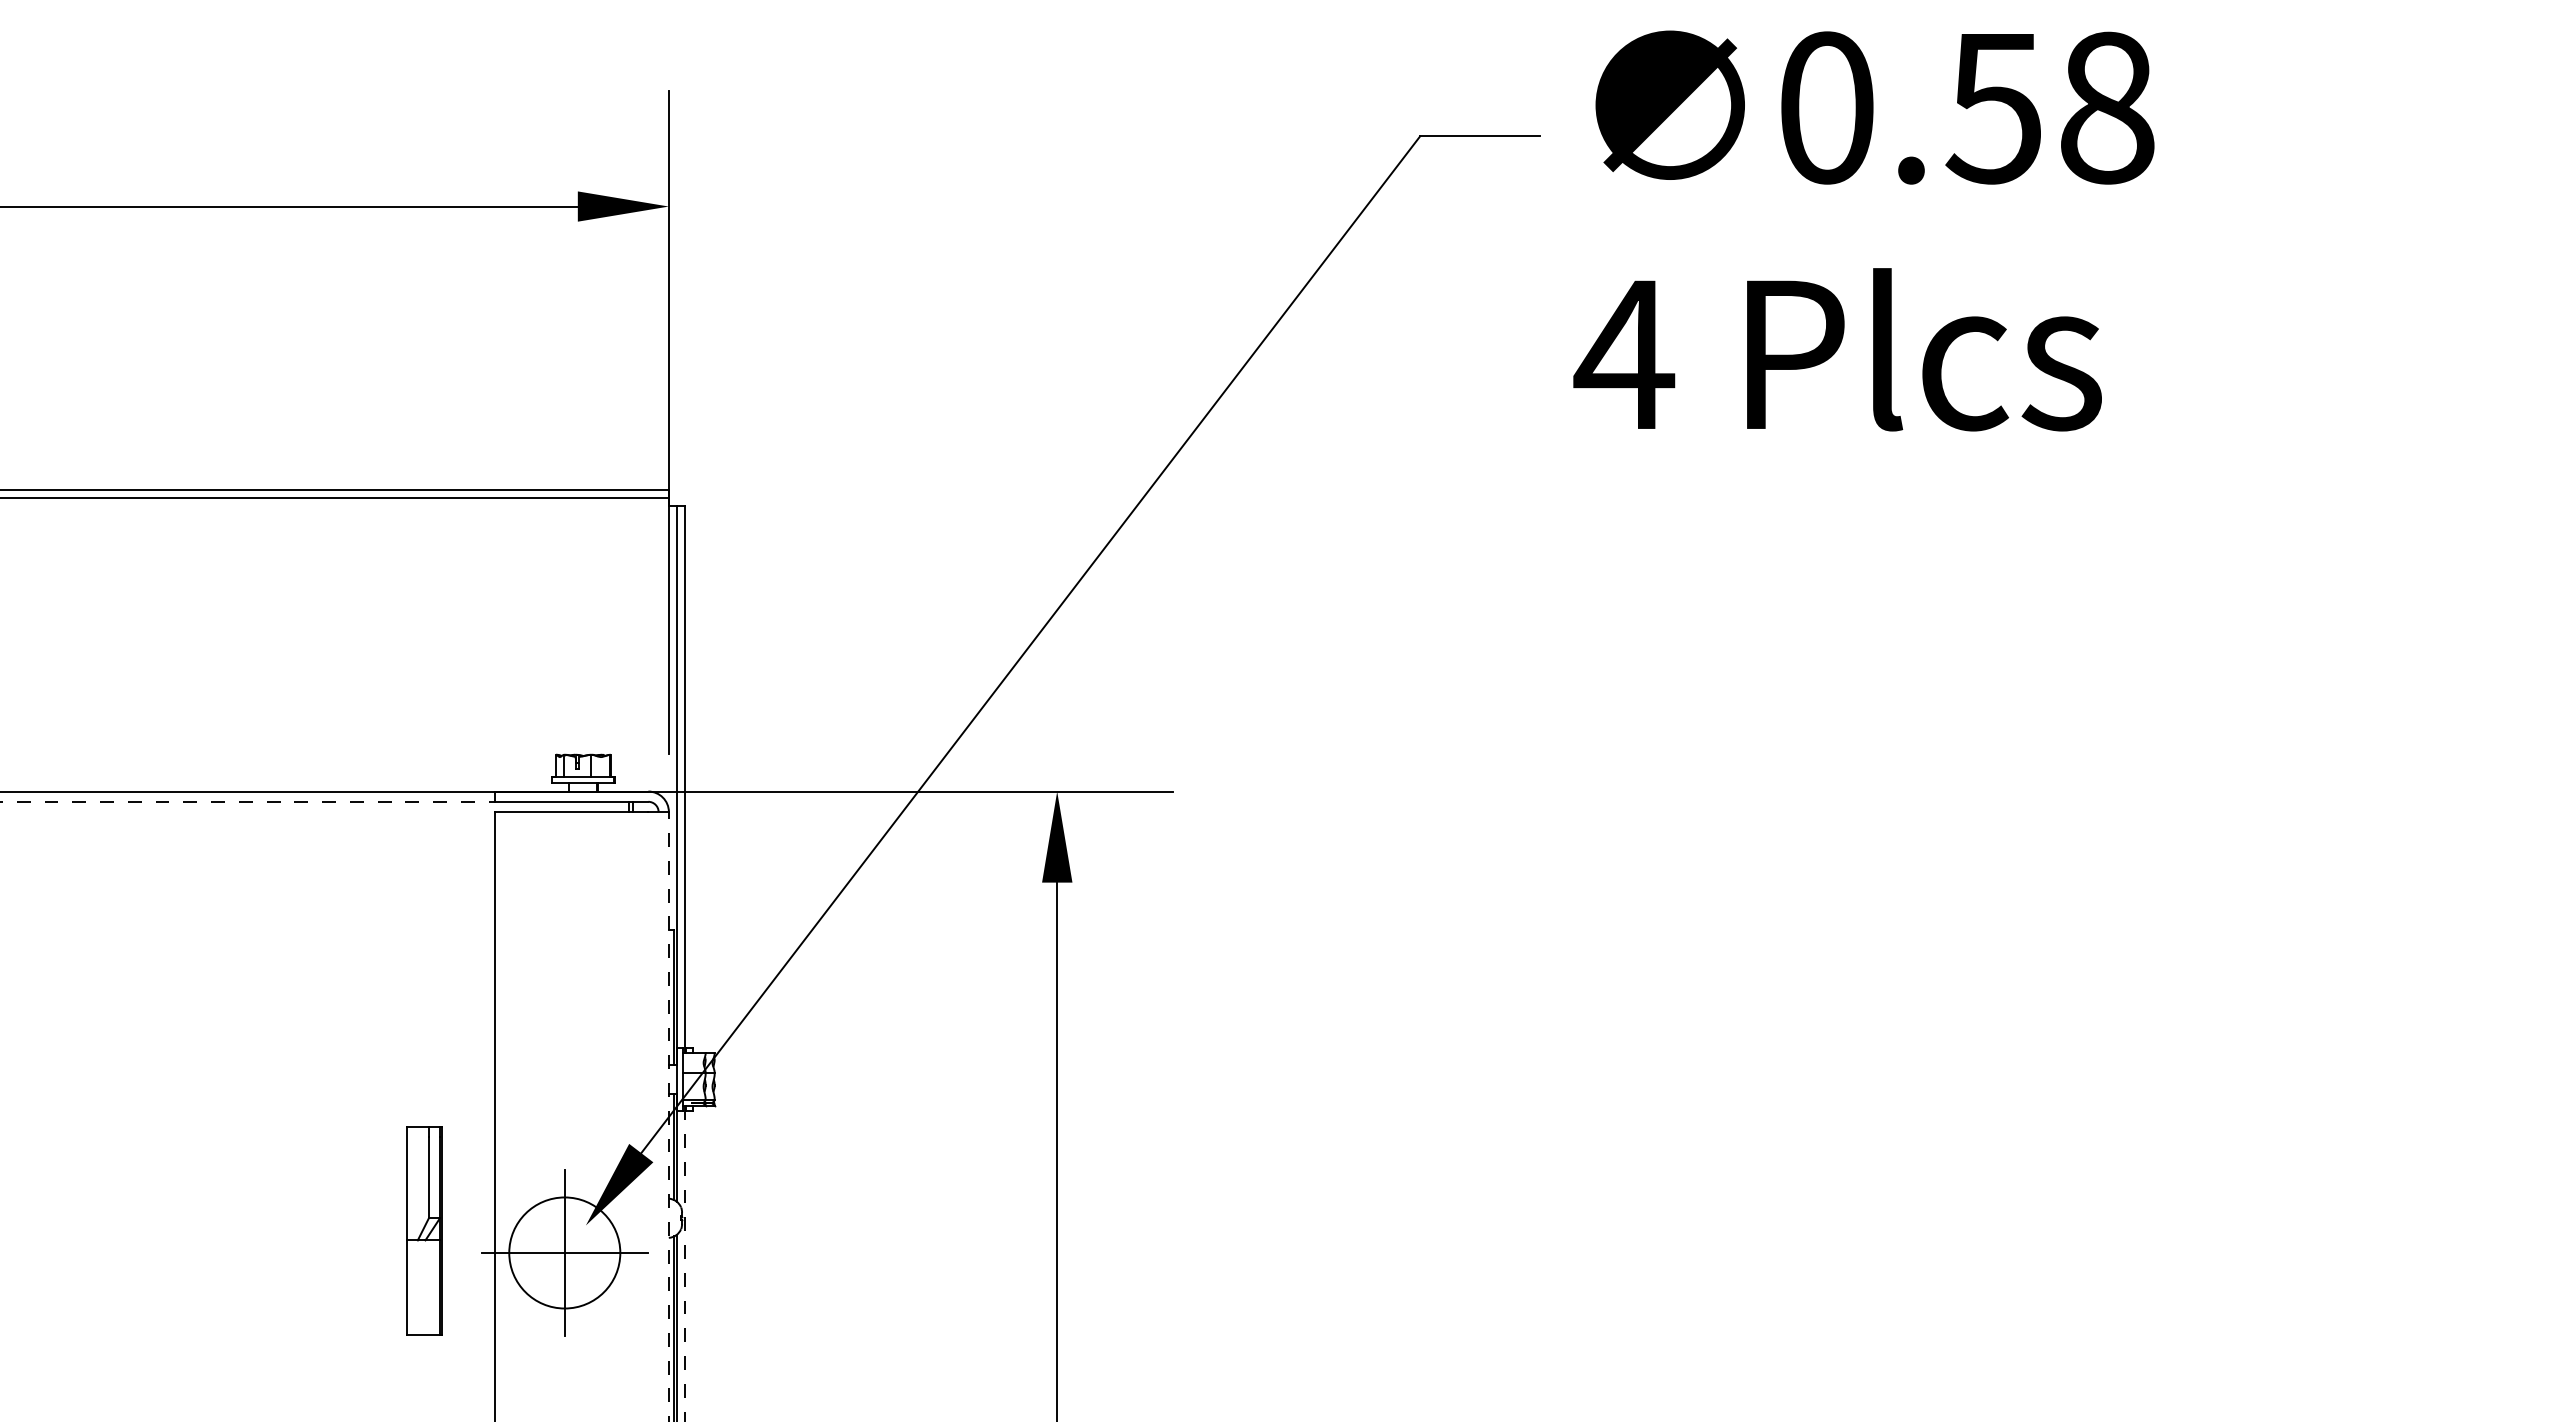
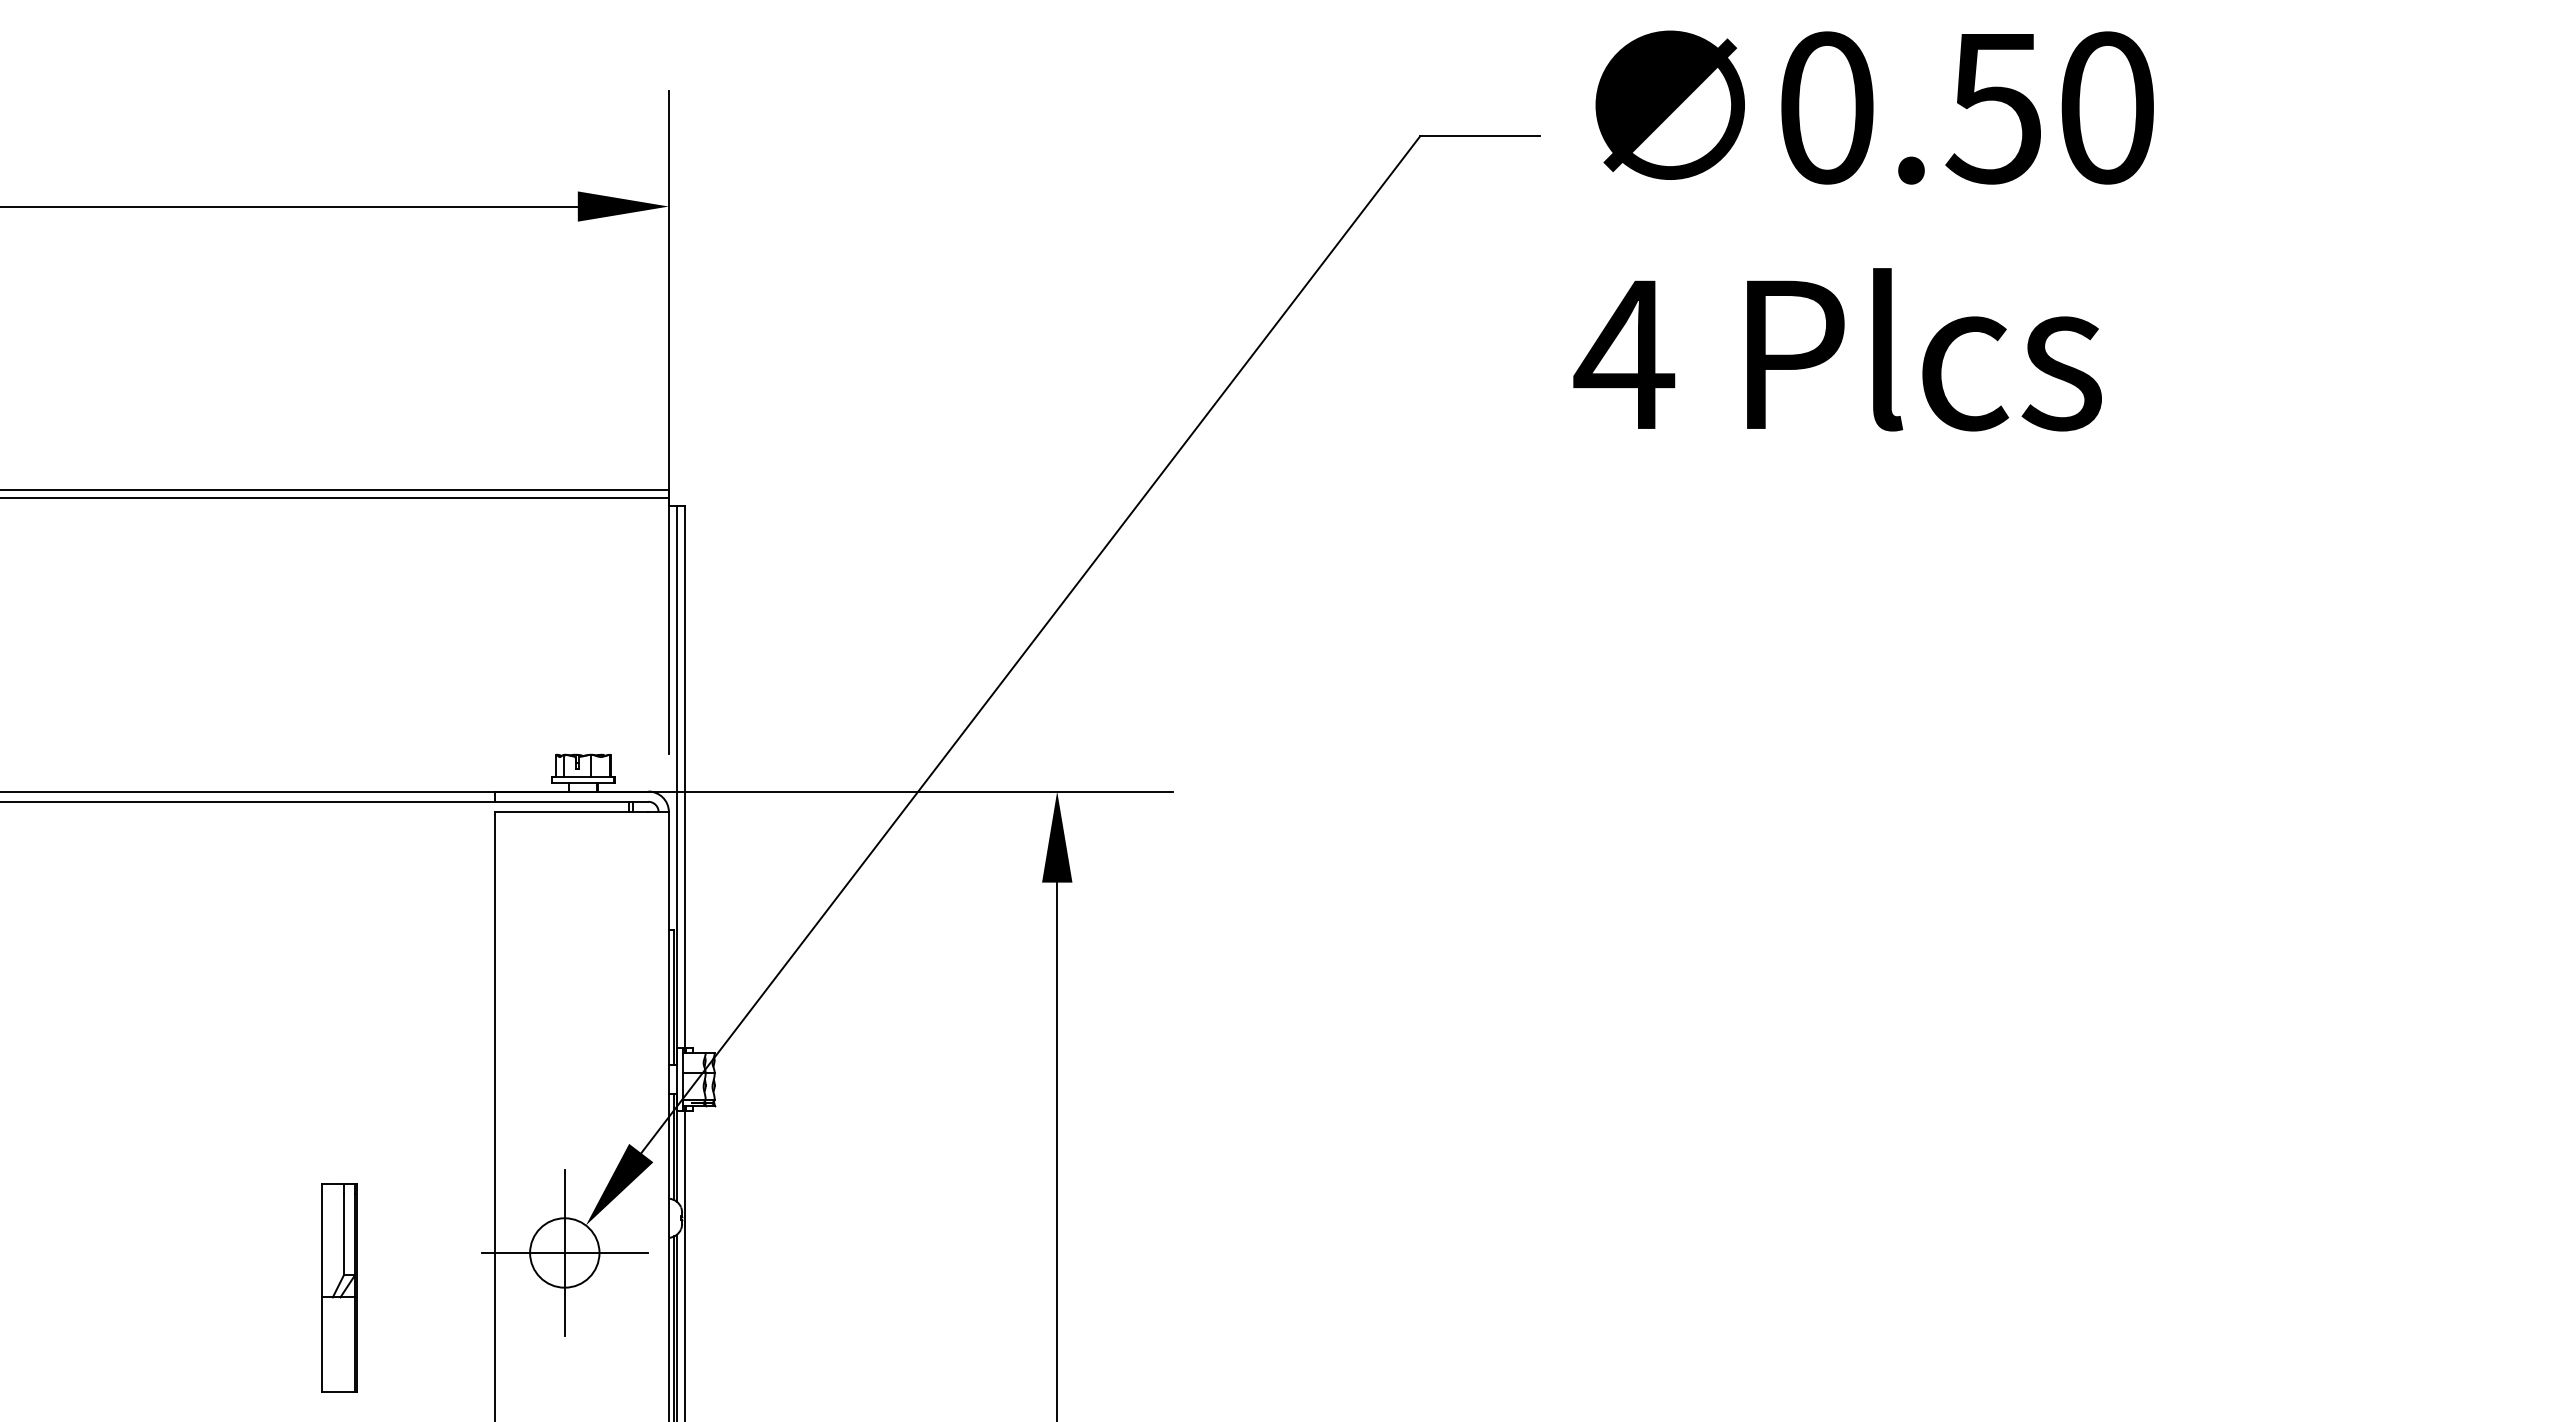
text: 0.58 -> 0.50 (2107, 107)
line: dashed -> solid (248, 801)
line: dashed -> solid (668, 1117)
part position: (424, 1230) -> (339, 1287) (339, 1287)
circle diameter: 111 px -> 69 px (564, 1252)
line: dashed -> solid (685, 1264)
